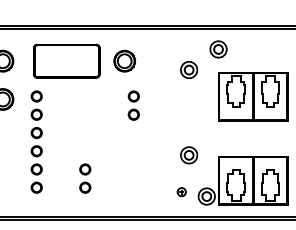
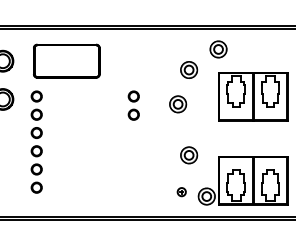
part: present -> none (124, 60)
part: none -> present (178, 104)
part: present -> none (85, 178)
